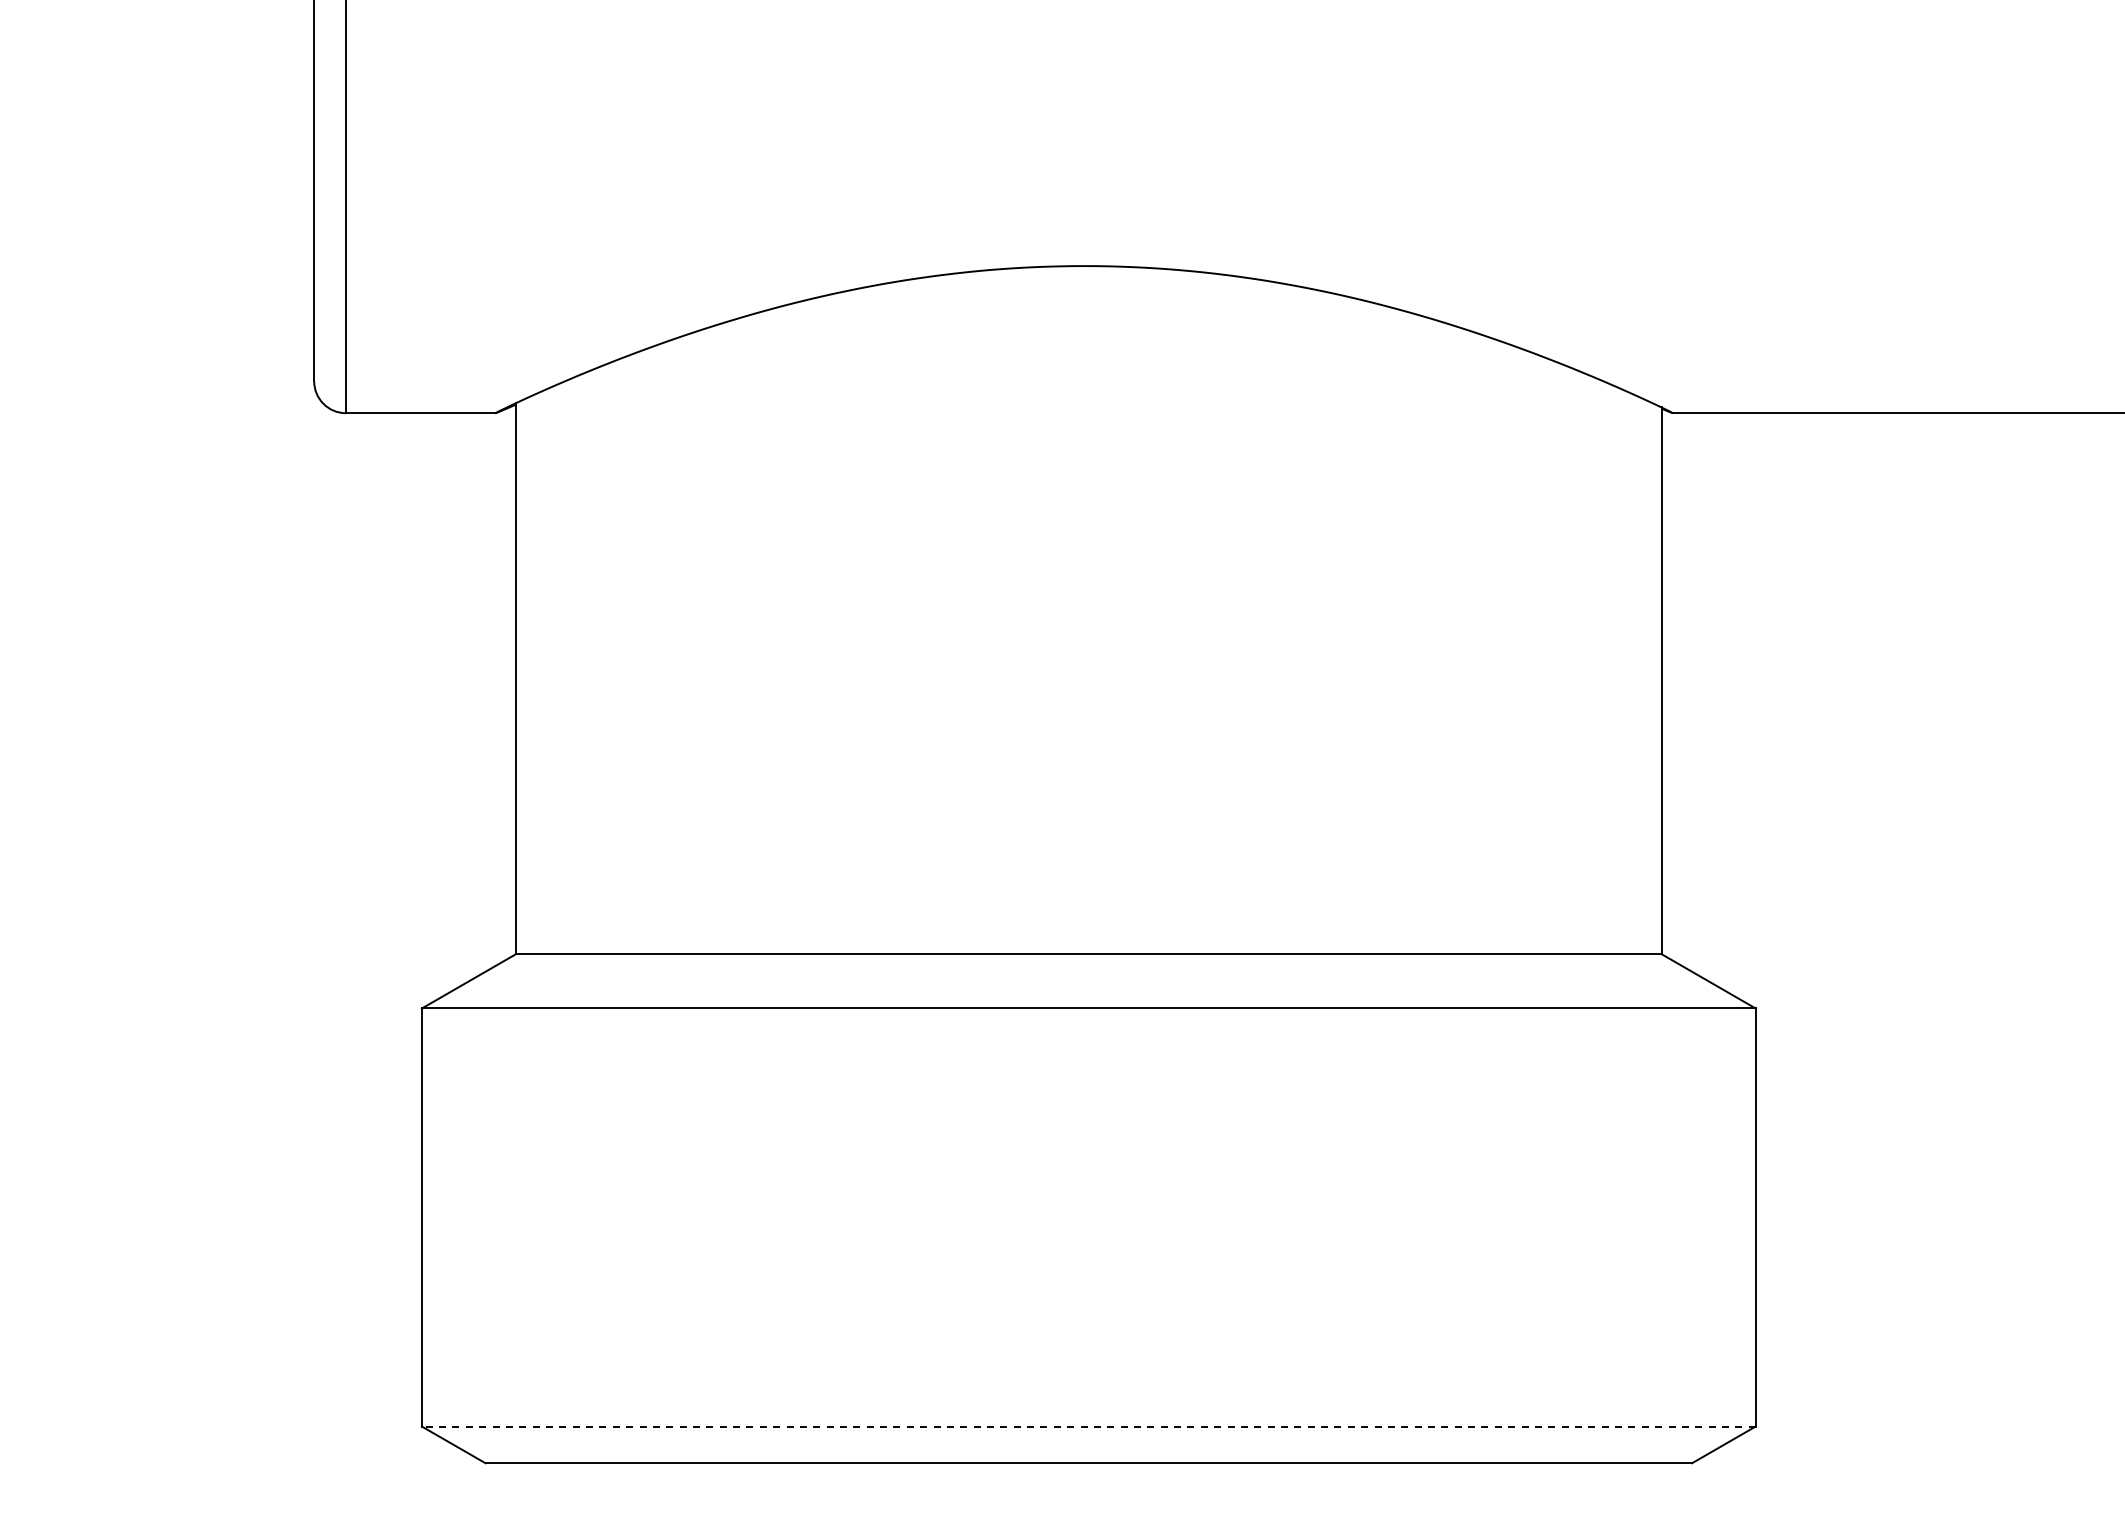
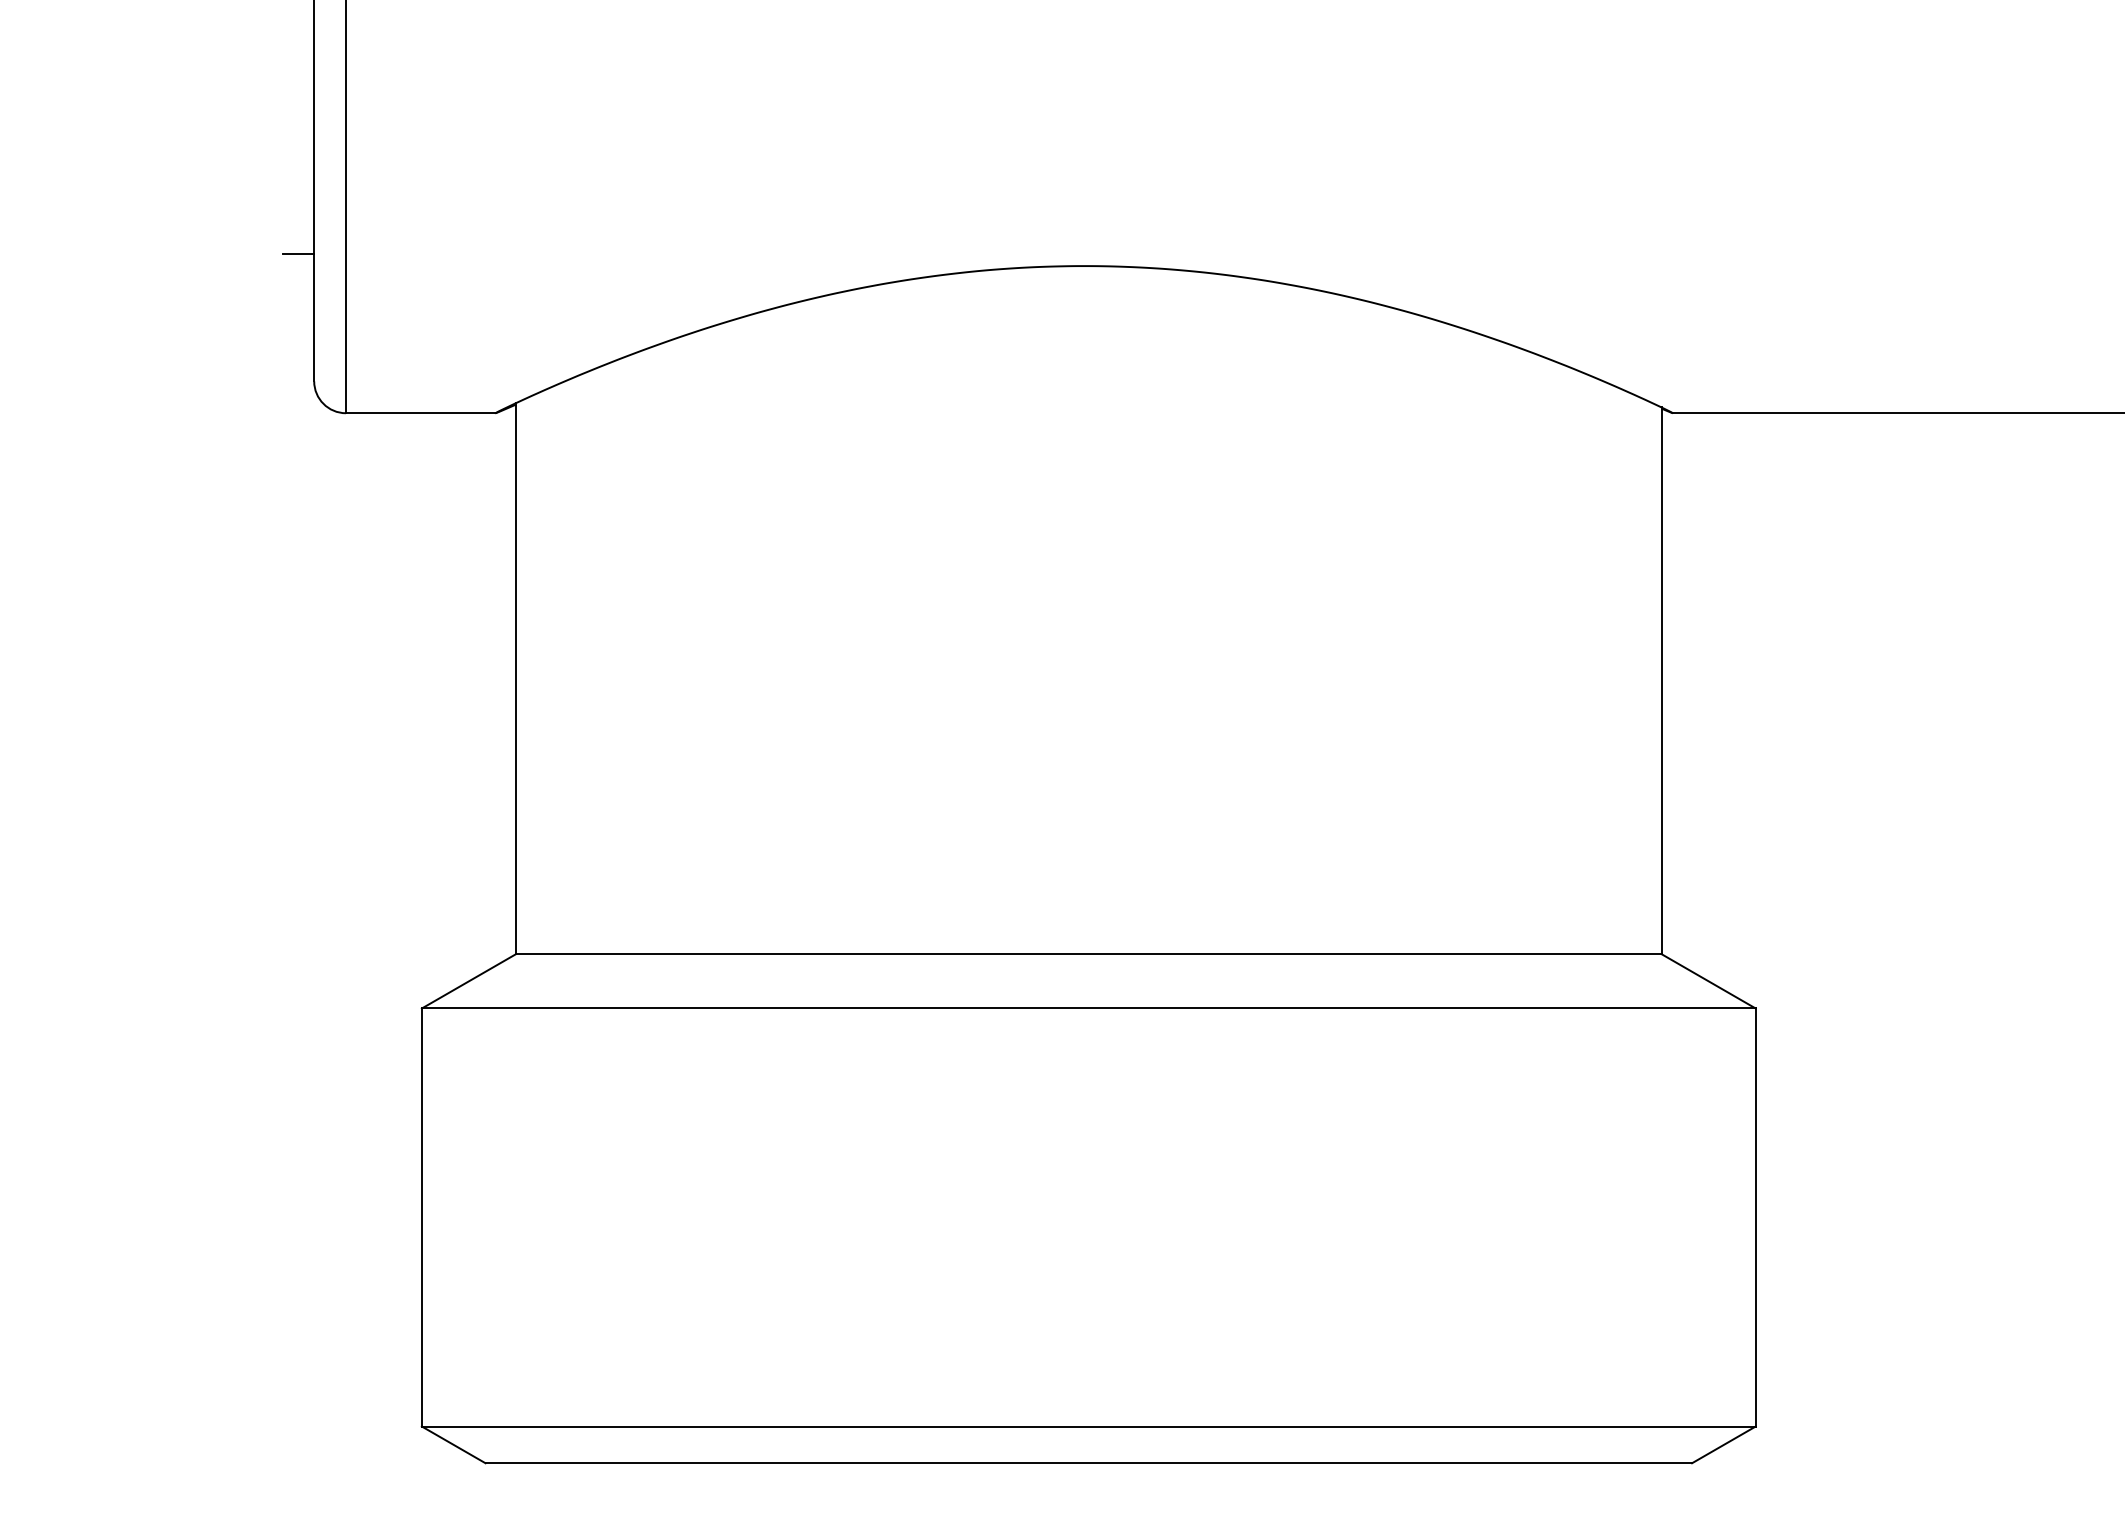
line: none -> present (298, 254)
line: dashed -> solid (1088, 1426)
